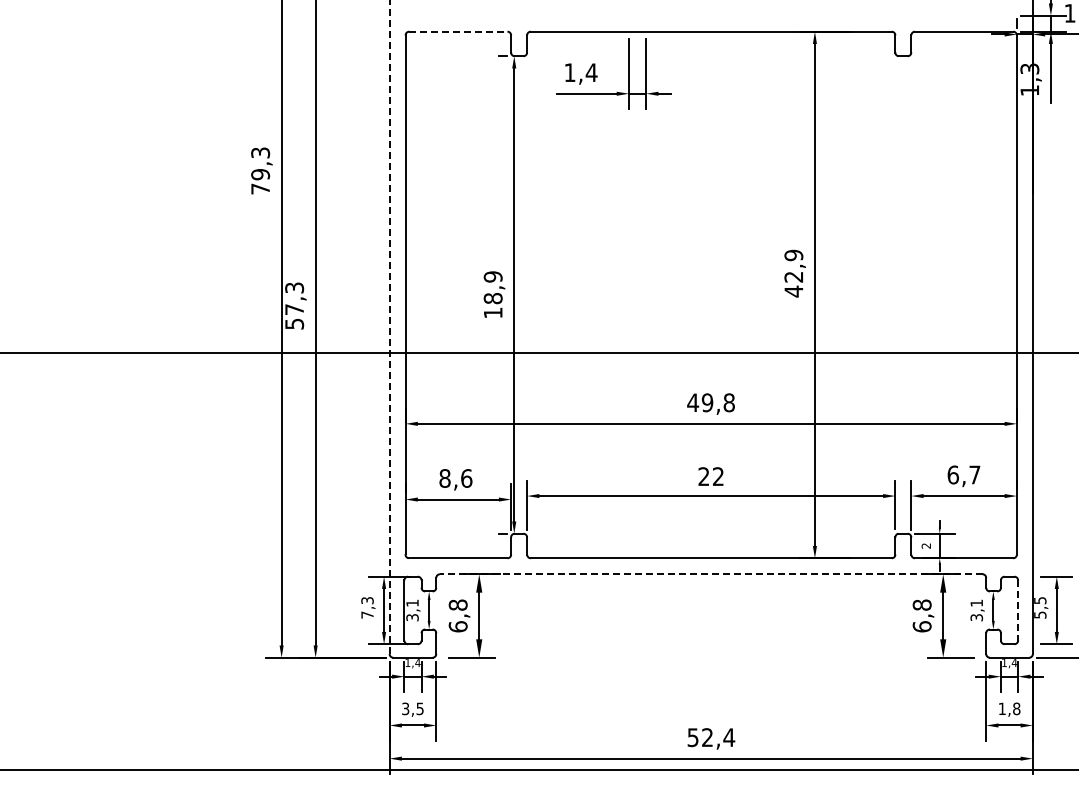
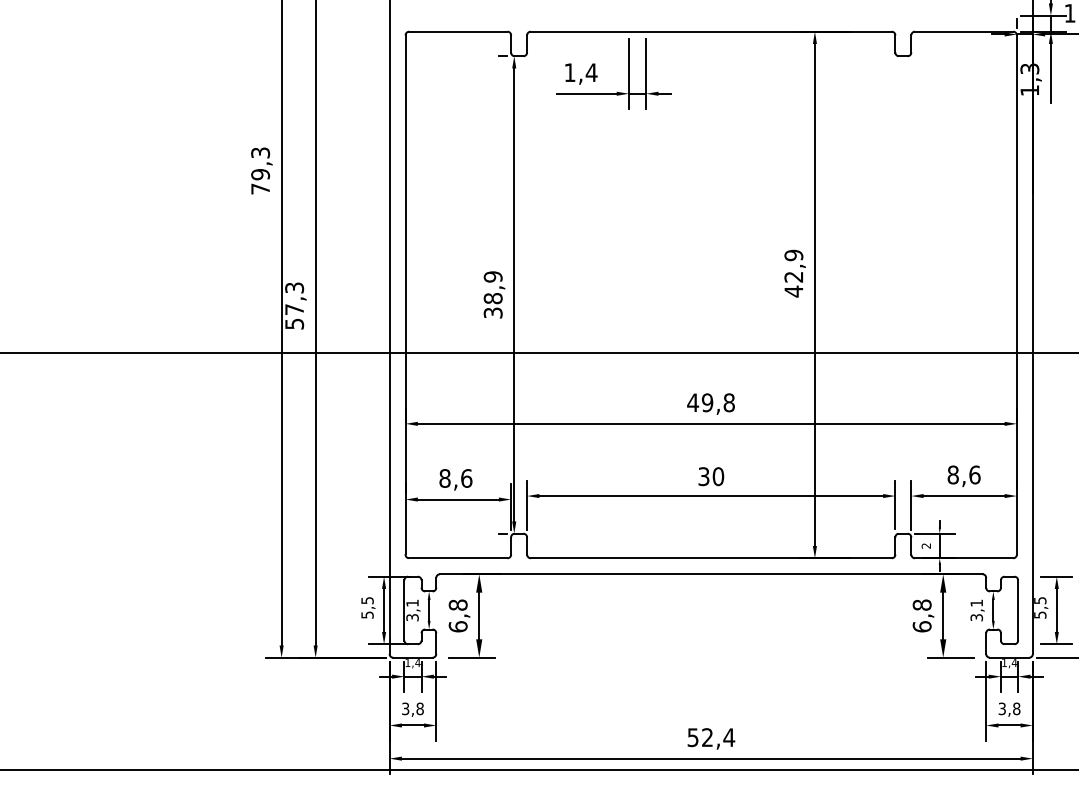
line: dashed -> solid (458, 31)
text: 18,9 -> 38,9 (492, 312)
line: dashed -> solid (389, 327)
text: 6,7 -> 8,6 (963, 474)
text: 22 -> 30 (711, 476)
line: dashed -> solid (710, 574)
text: 7,3 -> 5,5 (367, 607)
line: dashed -> solid (1018, 610)
text: 3,5 -> 3,8 (419, 708)
text: 1,8 -> 3,8 (1001, 708)
